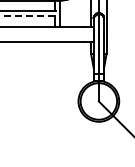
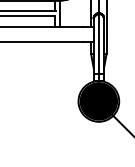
line: dashed -> solid (27, 16)
fill: none -> present (98, 101)
